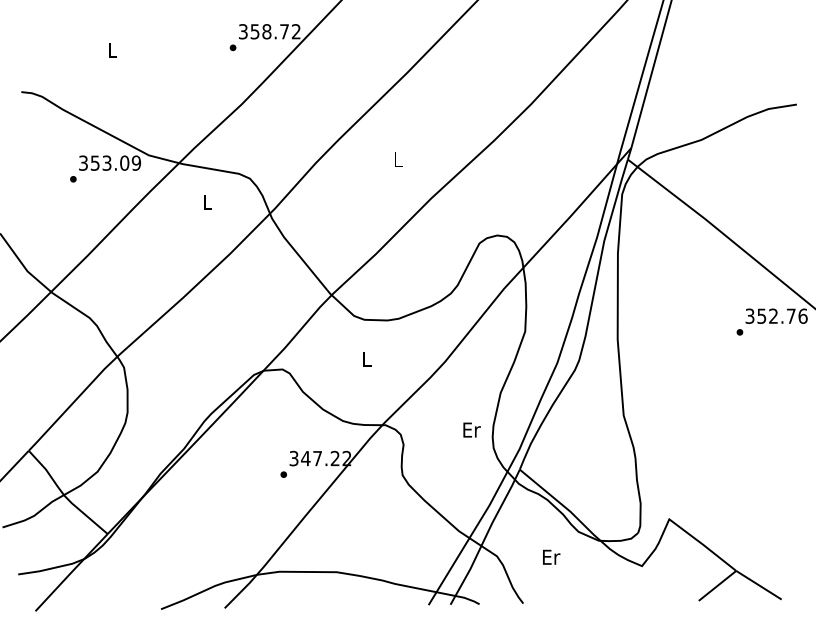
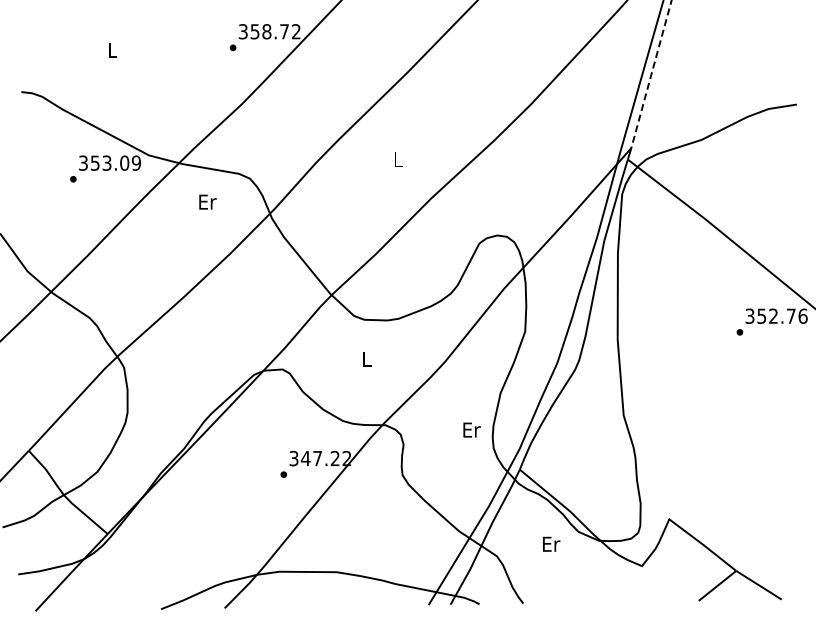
line: solid -> dashed (651, 74)
text: L -> Er (207, 201)
text position: (551, 556) -> (551, 543) (551, 543)
